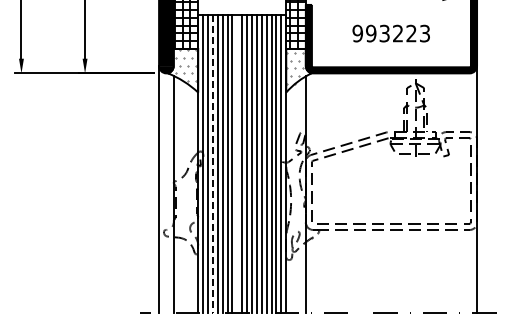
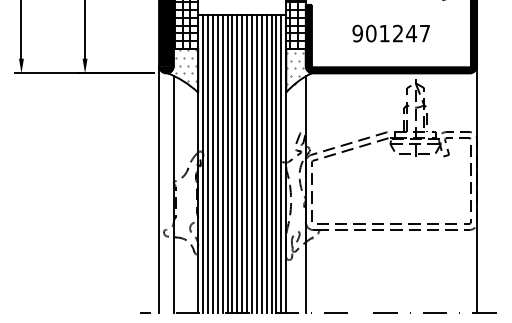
text: 993223 -> 901247 (397, 33)
line: none -> present (237, 163)
line: dashed -> solid (212, 164)
